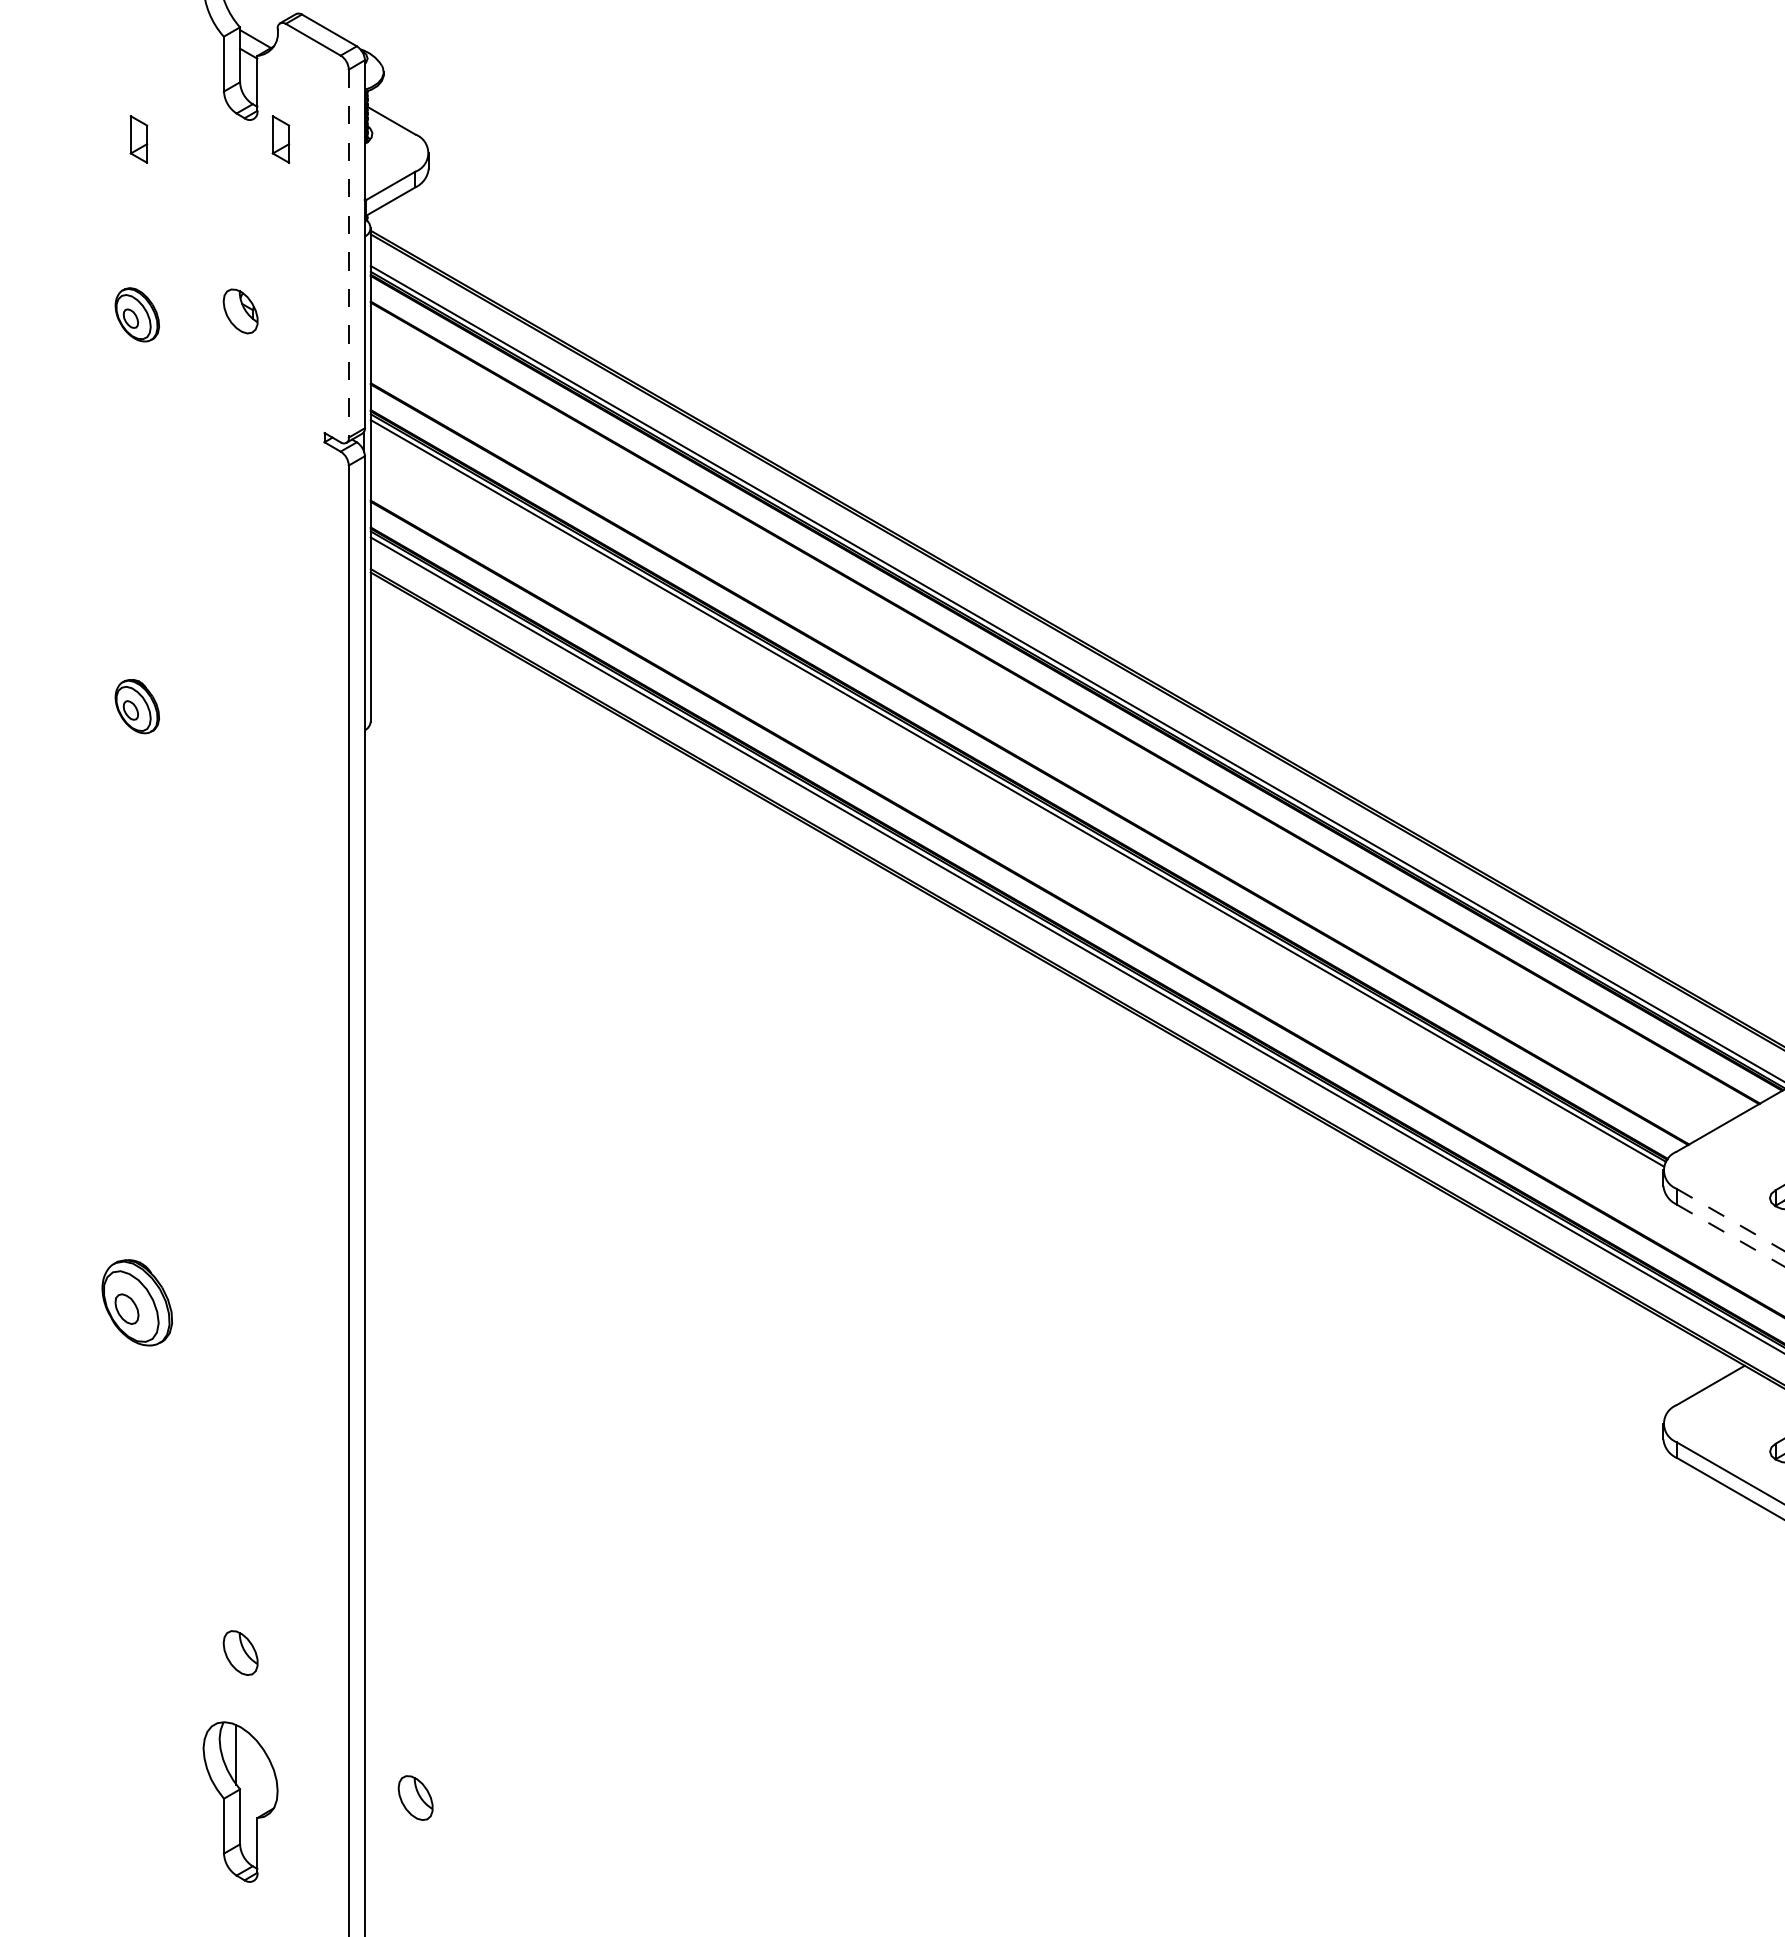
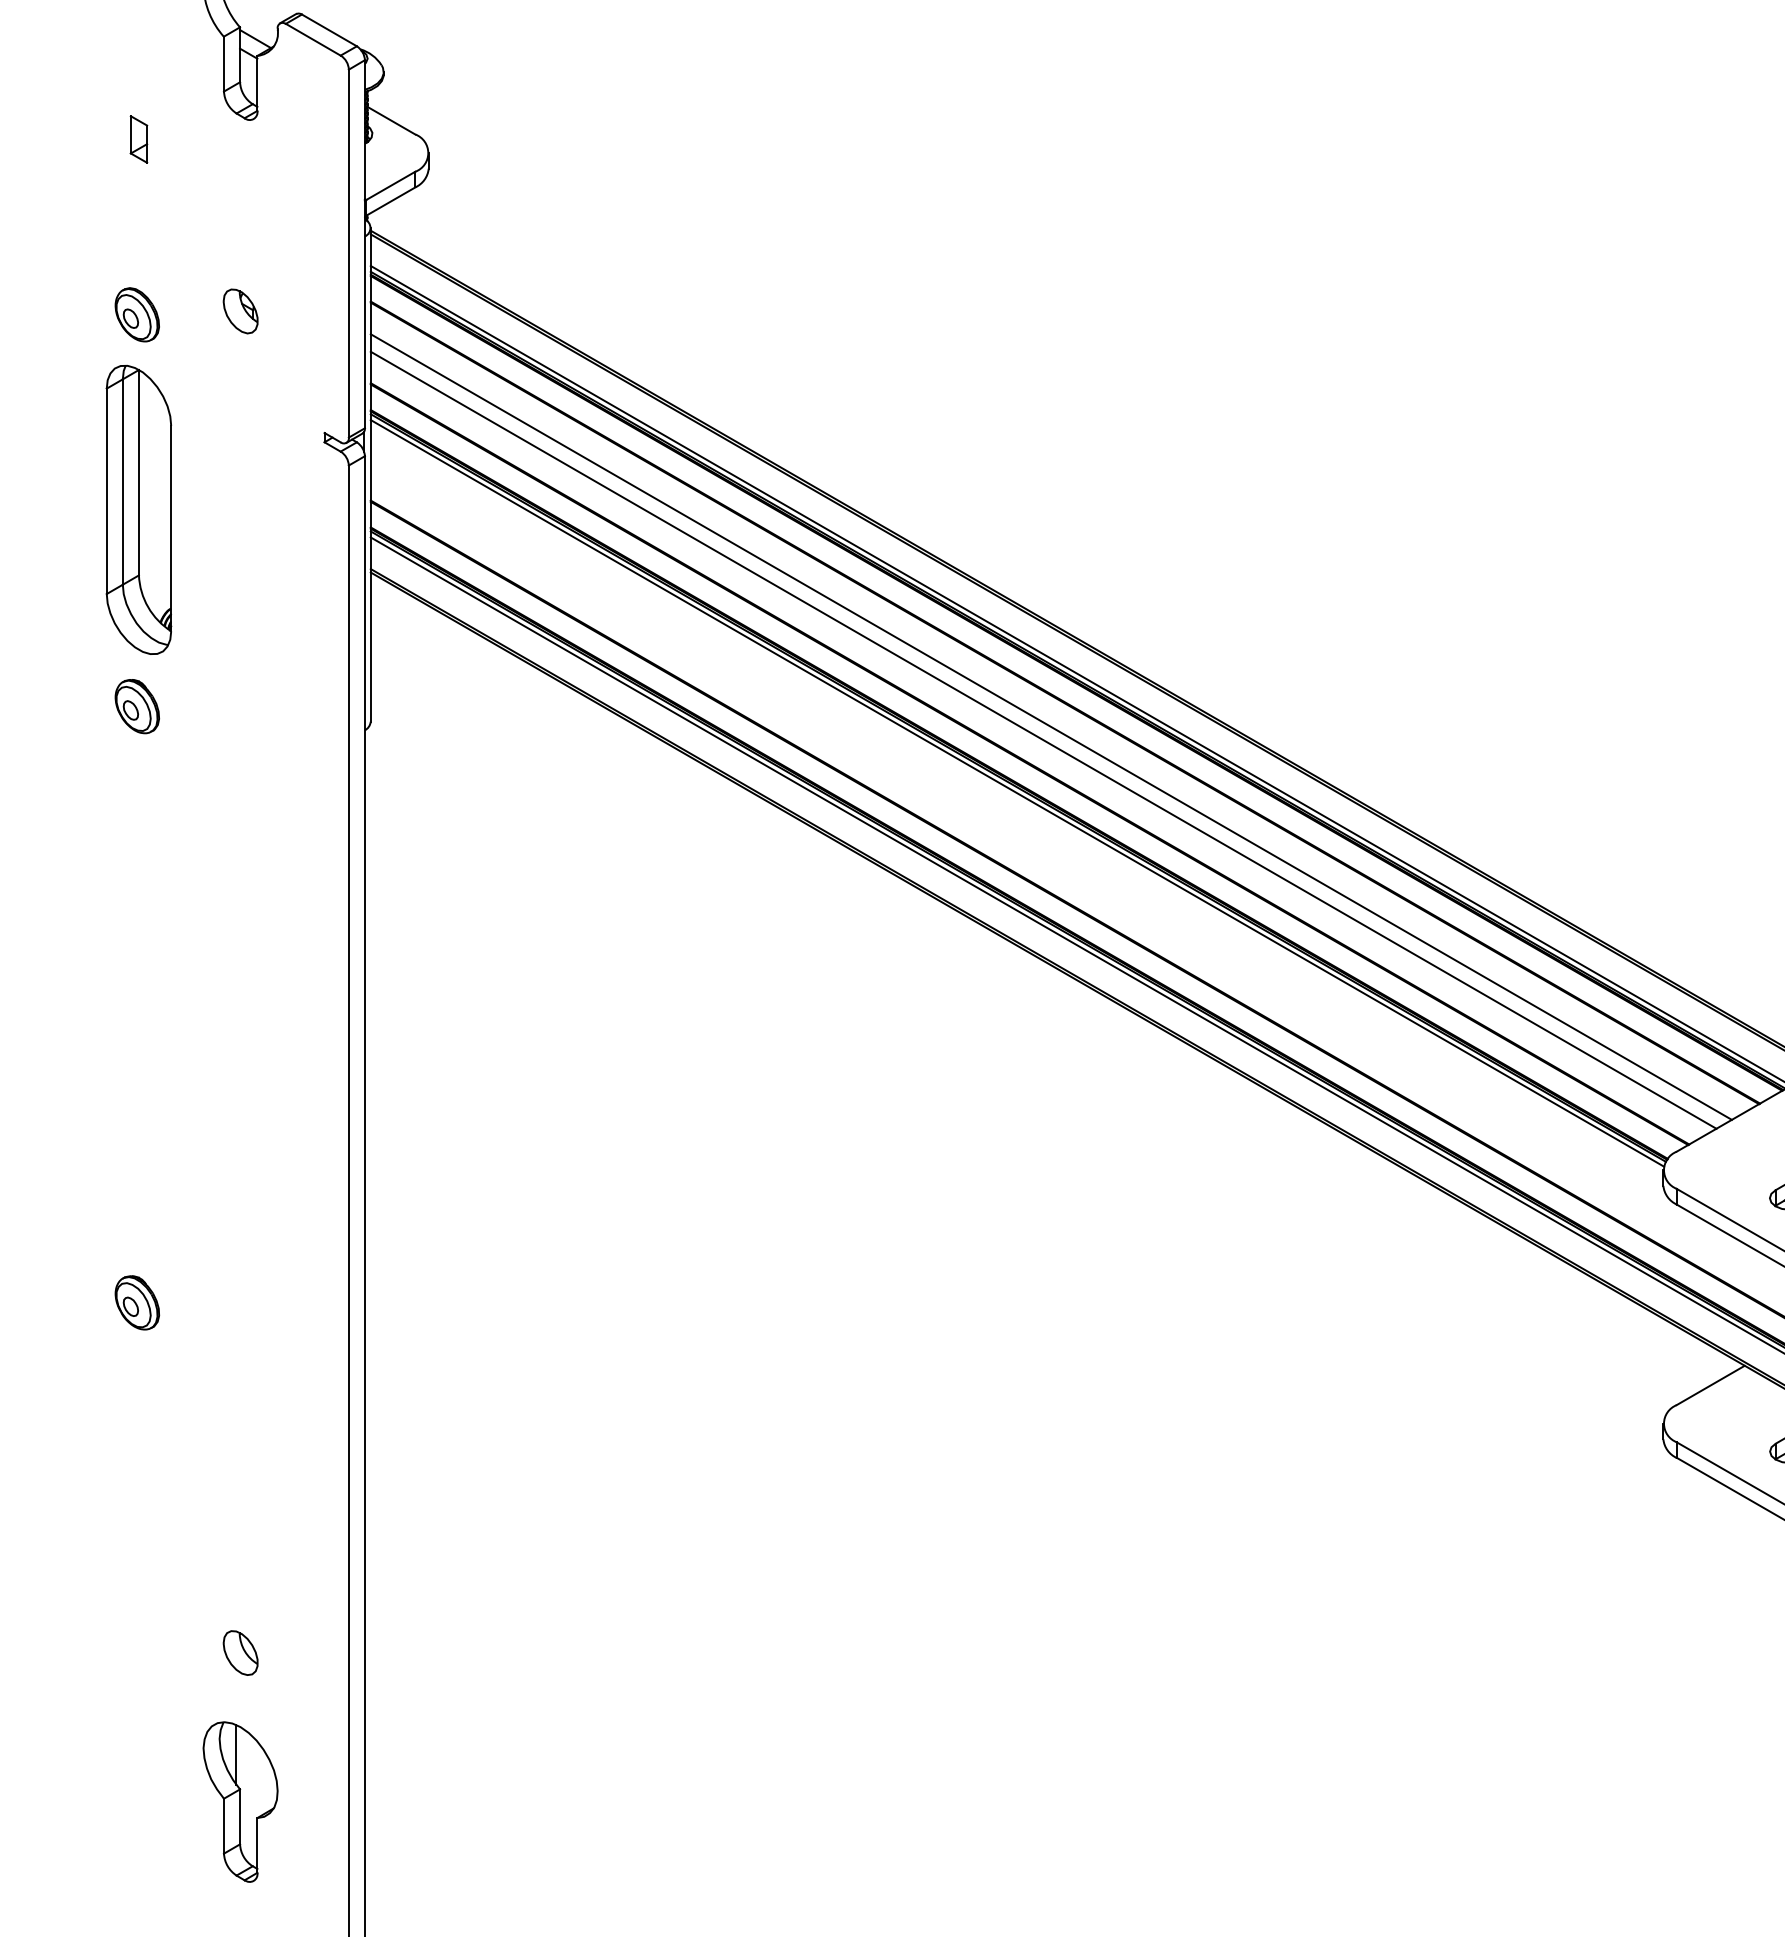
part: present -> none (280, 139)
line: dashed -> solid (348, 253)
part: none -> present (138, 509)
line: none -> present (1050, 726)
line: none -> present (1043, 739)
line: dashed -> solid (1731, 1220)
line: dashed -> solid (1731, 1235)
part size: 72x88 px -> 47x56 px (137, 1302)
part: present -> none (415, 1797)
